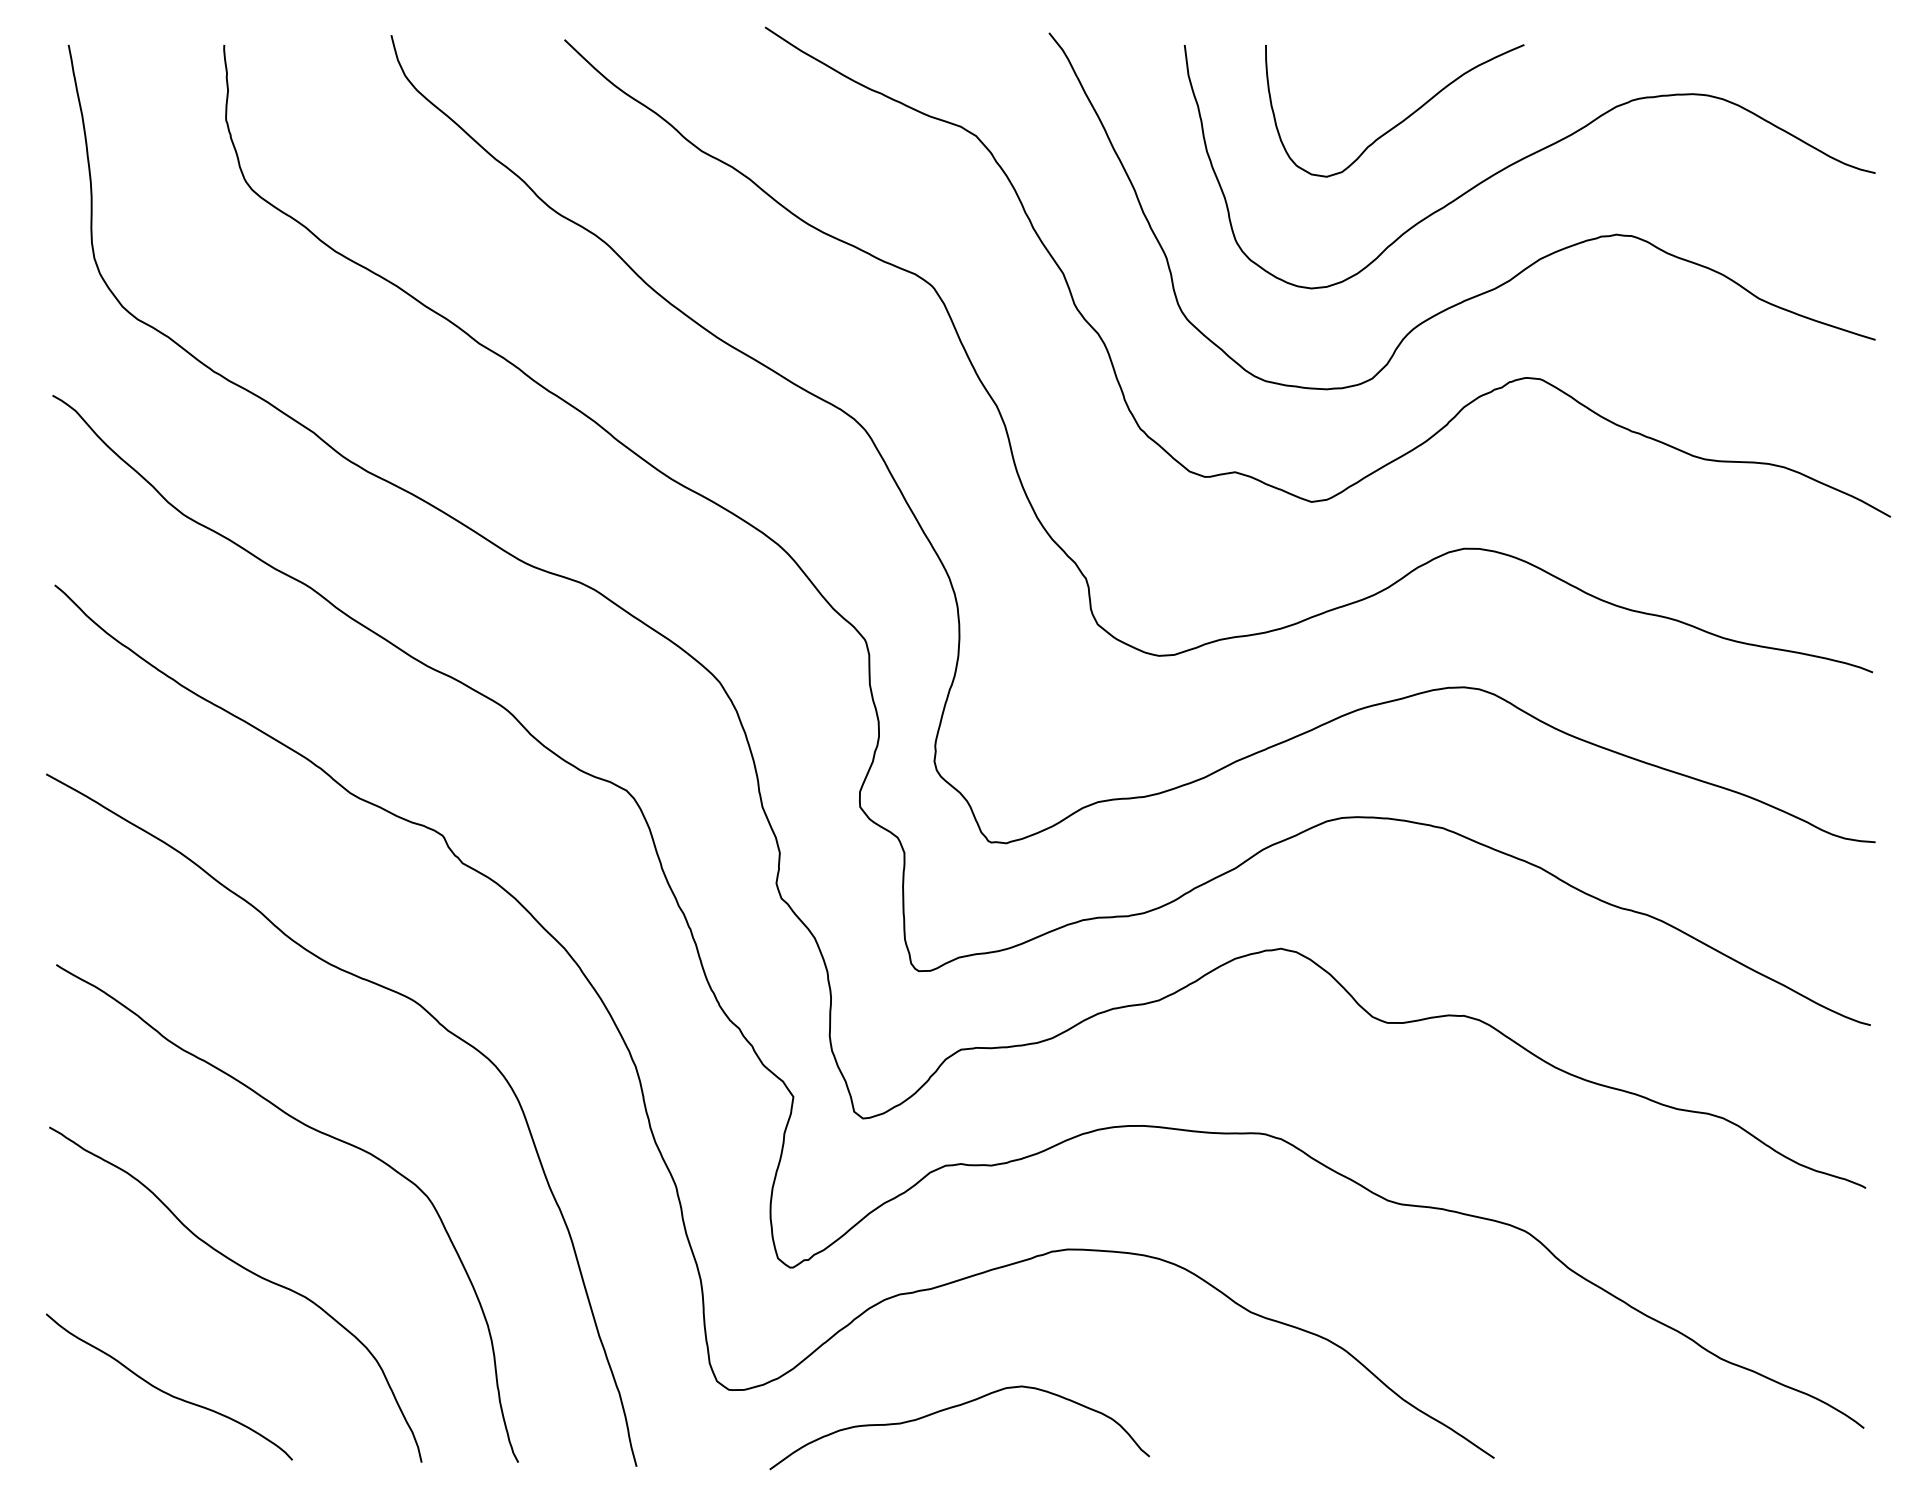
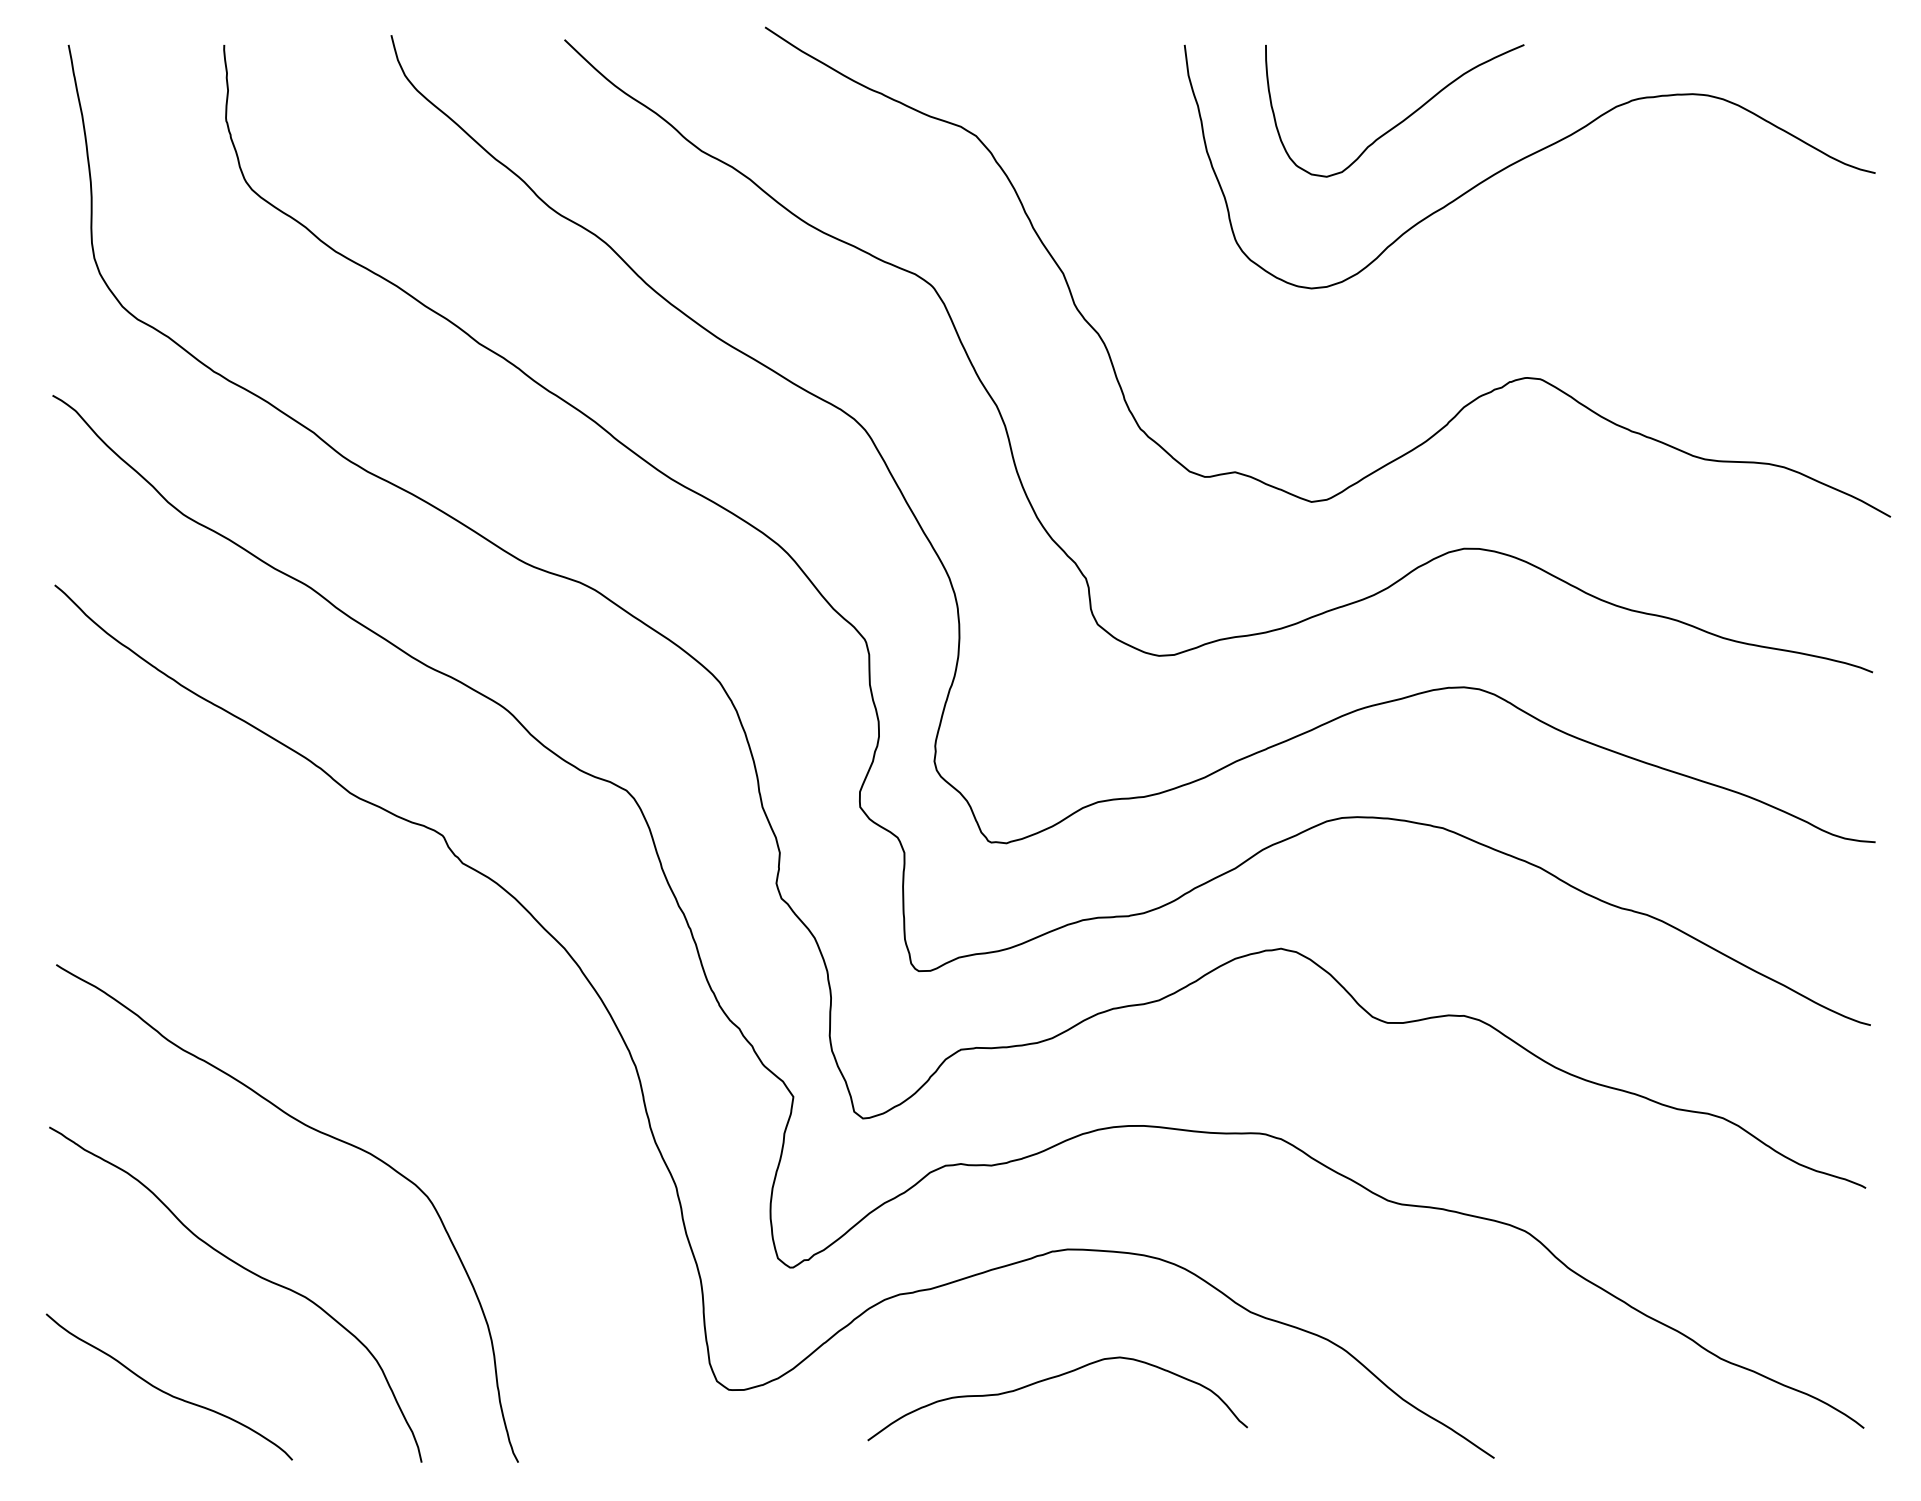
curve: present -> none (1505, 281)
curve: present -> none (428, 1014)
curve position: (952, 1408) -> (1050, 1379) (1050, 1379)
